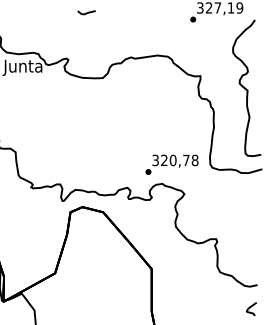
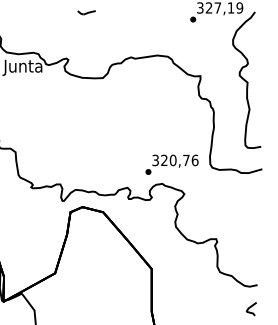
part position: (246, 87) -> (246, 79) (246, 79)
text: 320,78 -> 320,76 (194, 159)
